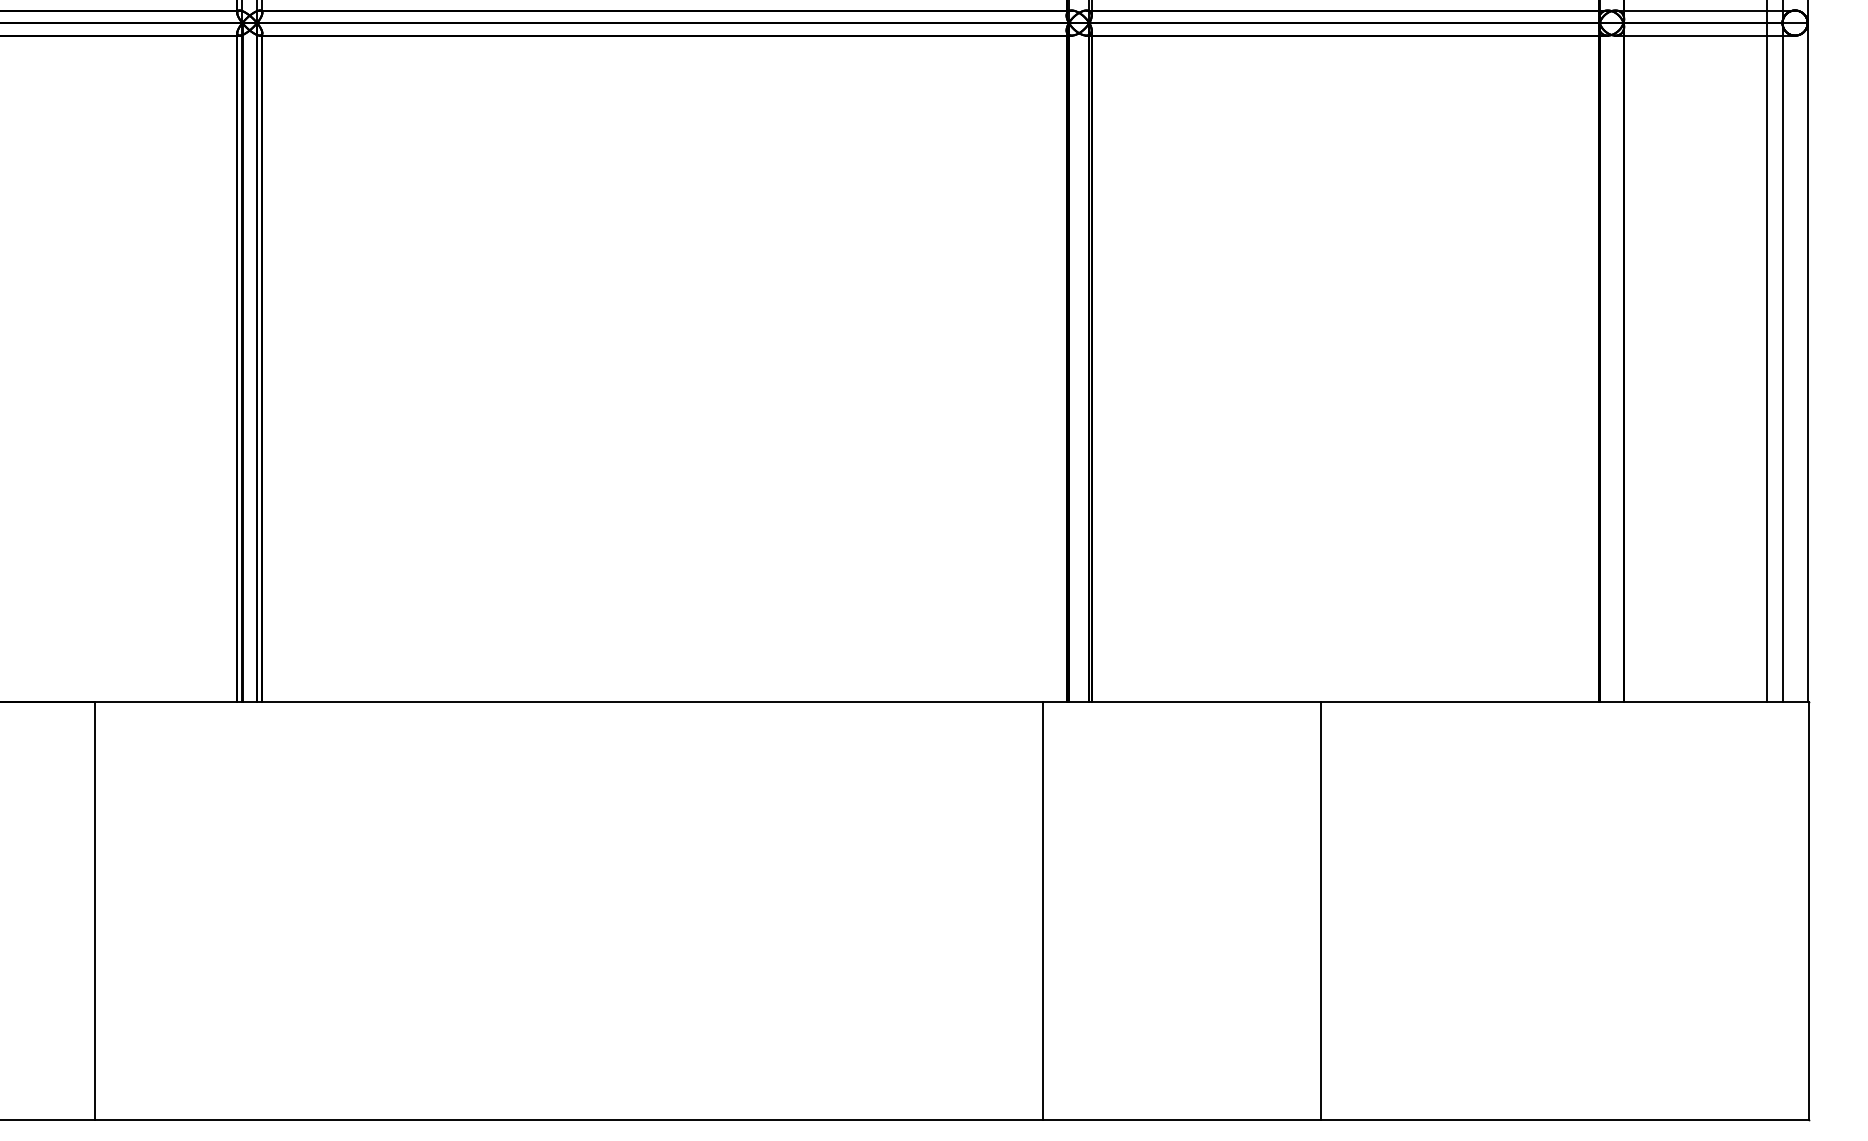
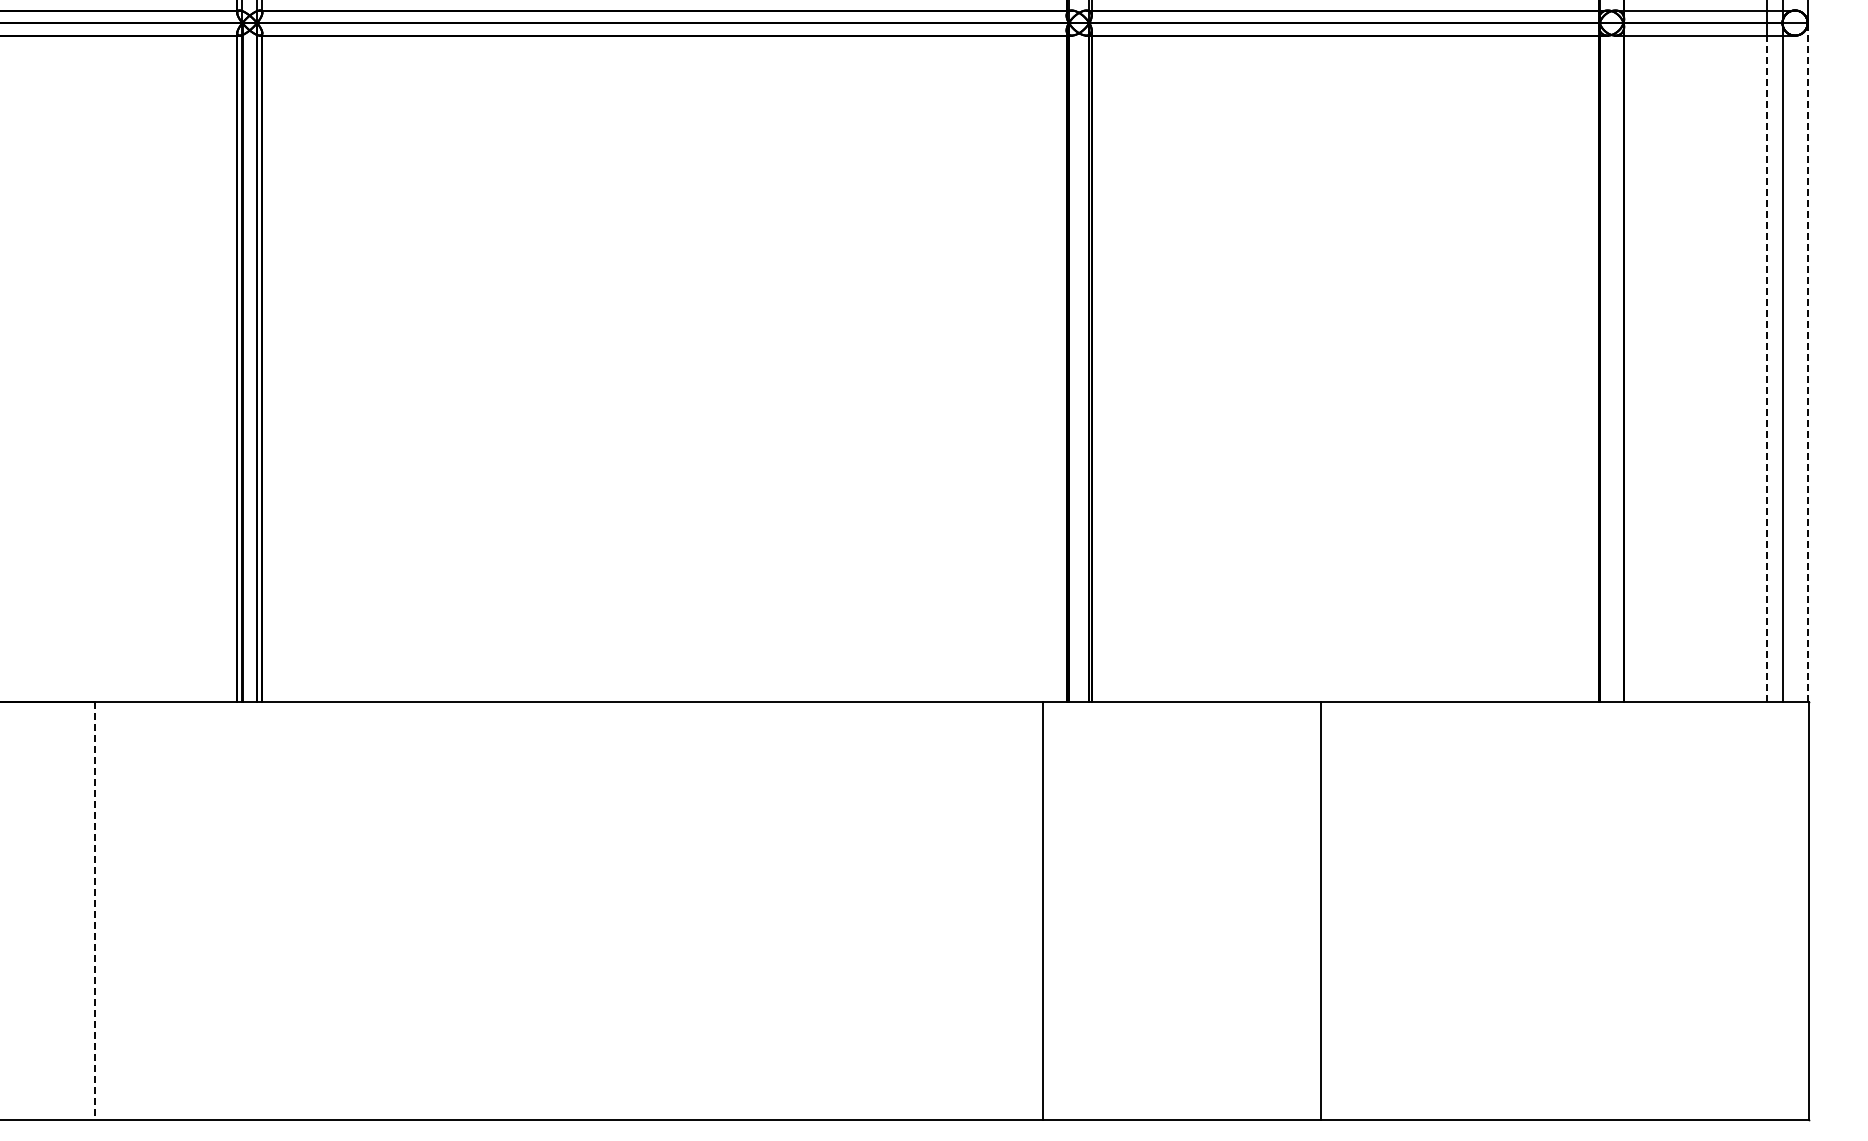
line: solid -> dashed (1807, 361)
line: solid -> dashed (1767, 368)
line: solid -> dashed (94, 911)
